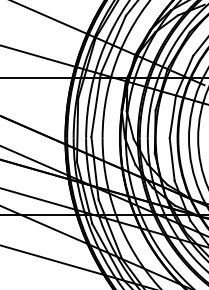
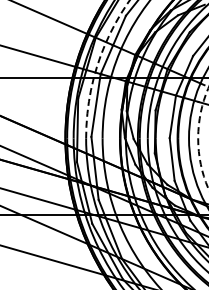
arc: solid -> dashed (96, 66)
circle: solid -> dashed (203, 137)
